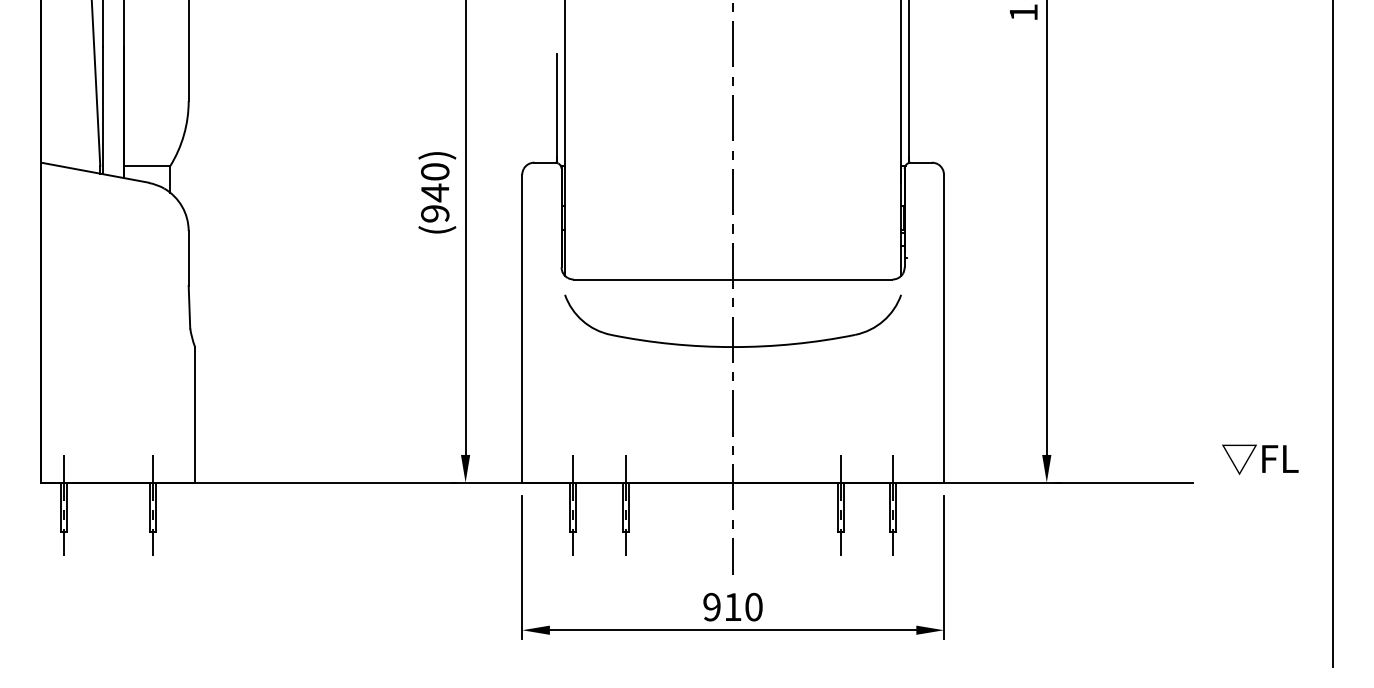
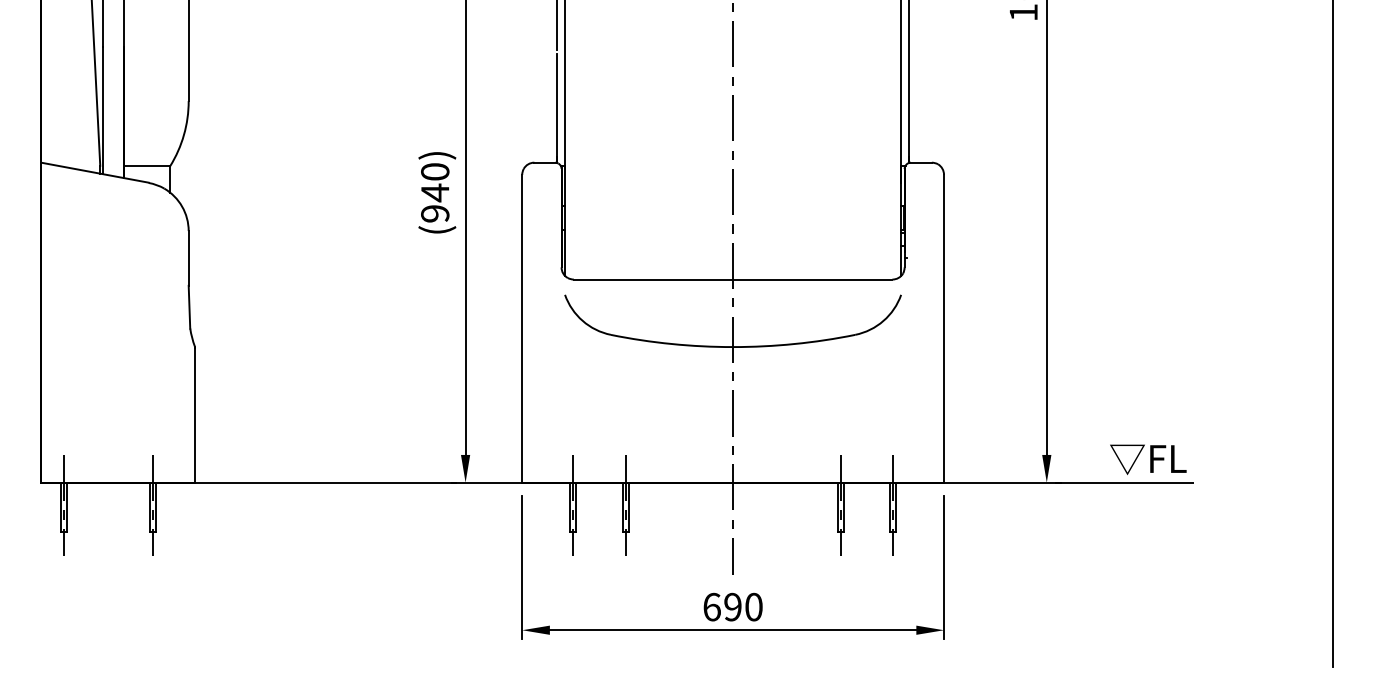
line: none -> present (556, 26)
text position: (1260, 459) -> (1148, 459) (1148, 459)
text: 910 -> 690 (722, 606)
